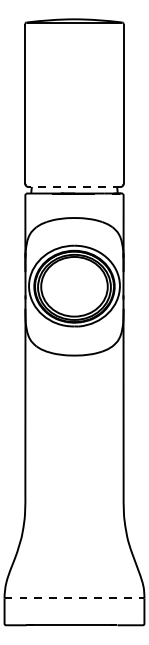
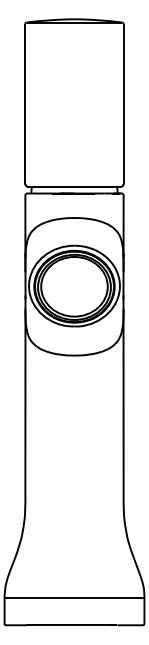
line: dashed -> solid (74, 186)
line: dashed -> solid (74, 598)
